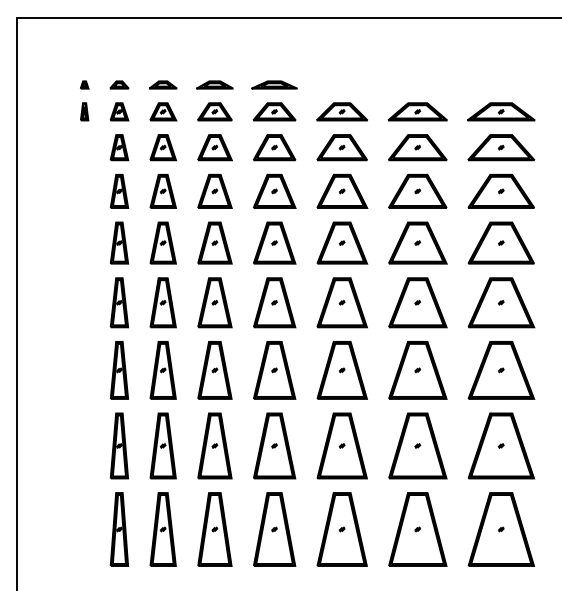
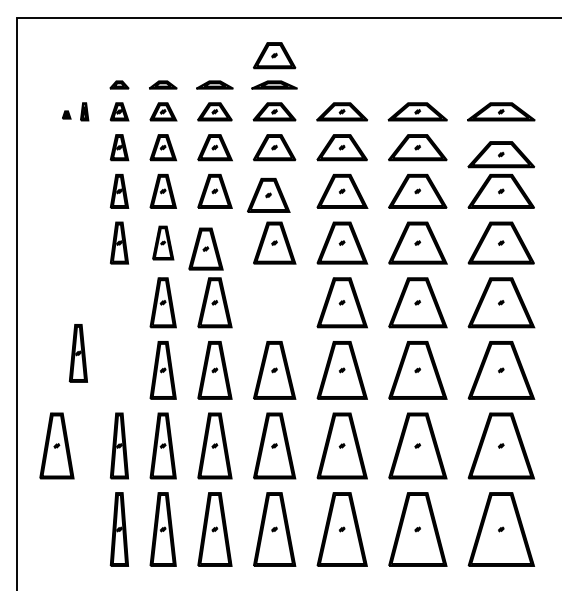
part: none -> present (274, 55)
part position: (84, 84) -> (66, 114) (66, 114)
part position: (501, 147) -> (501, 154) (501, 154)
part position: (274, 191) -> (268, 195) (268, 195)
part size: 28x44 px -> 23x36 px (163, 242)
part position: (214, 242) -> (205, 248) (205, 248)
part: present -> none (118, 302)
part: present -> none (274, 302)
part position: (118, 370) -> (77, 353) (77, 353)
part: none -> present (56, 445)
